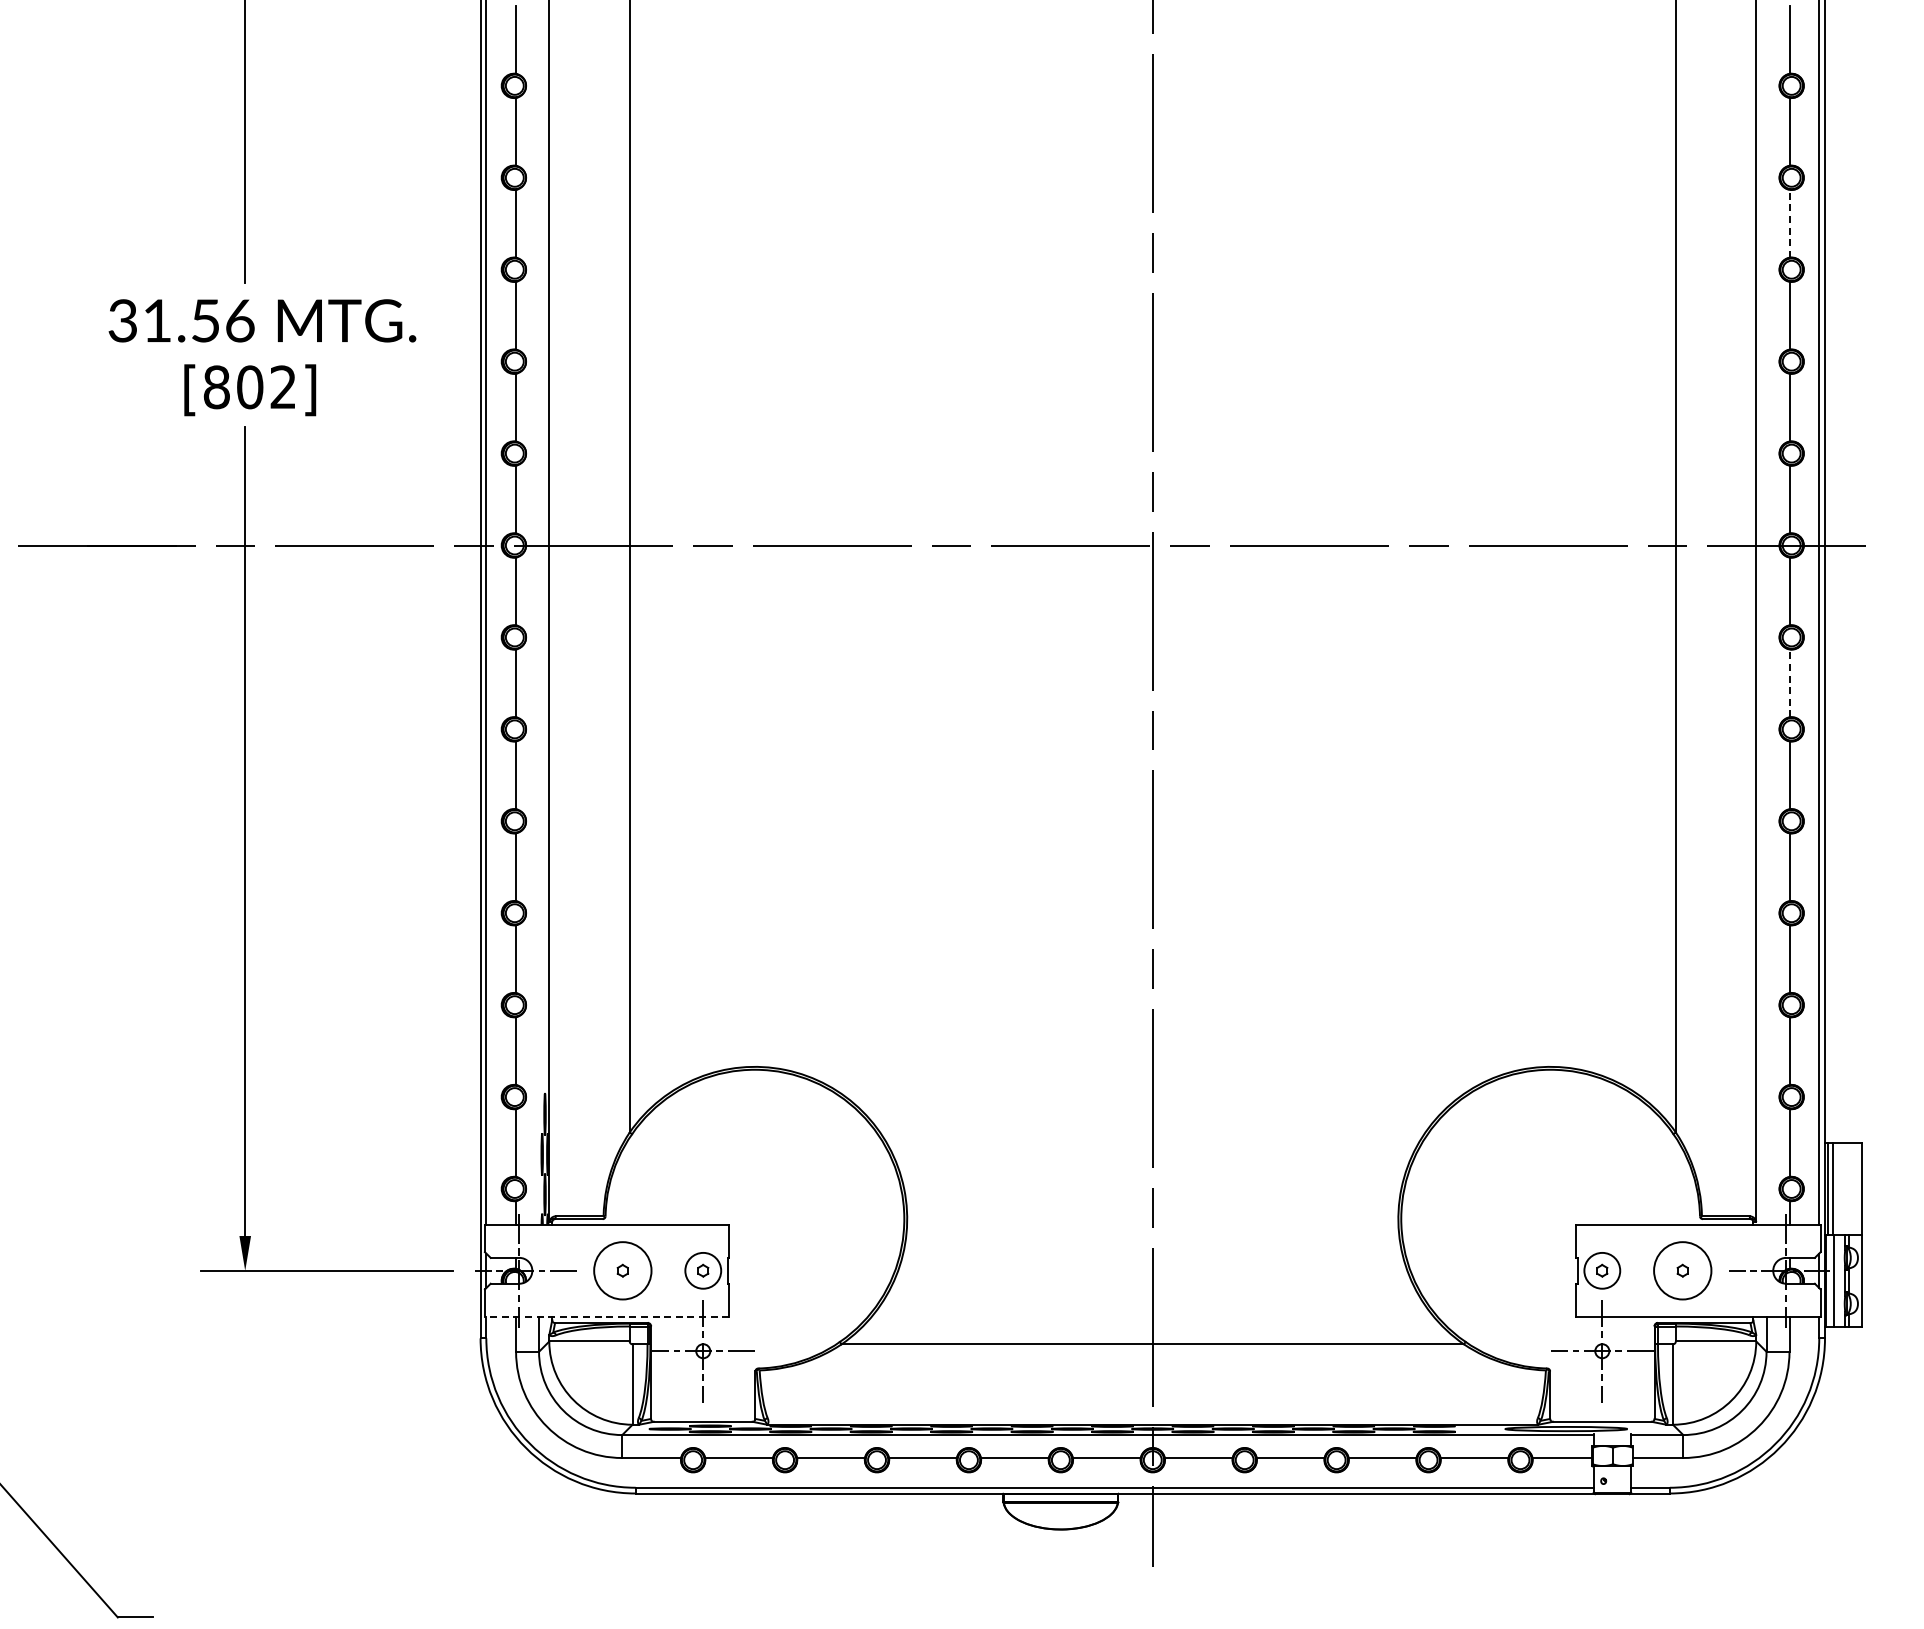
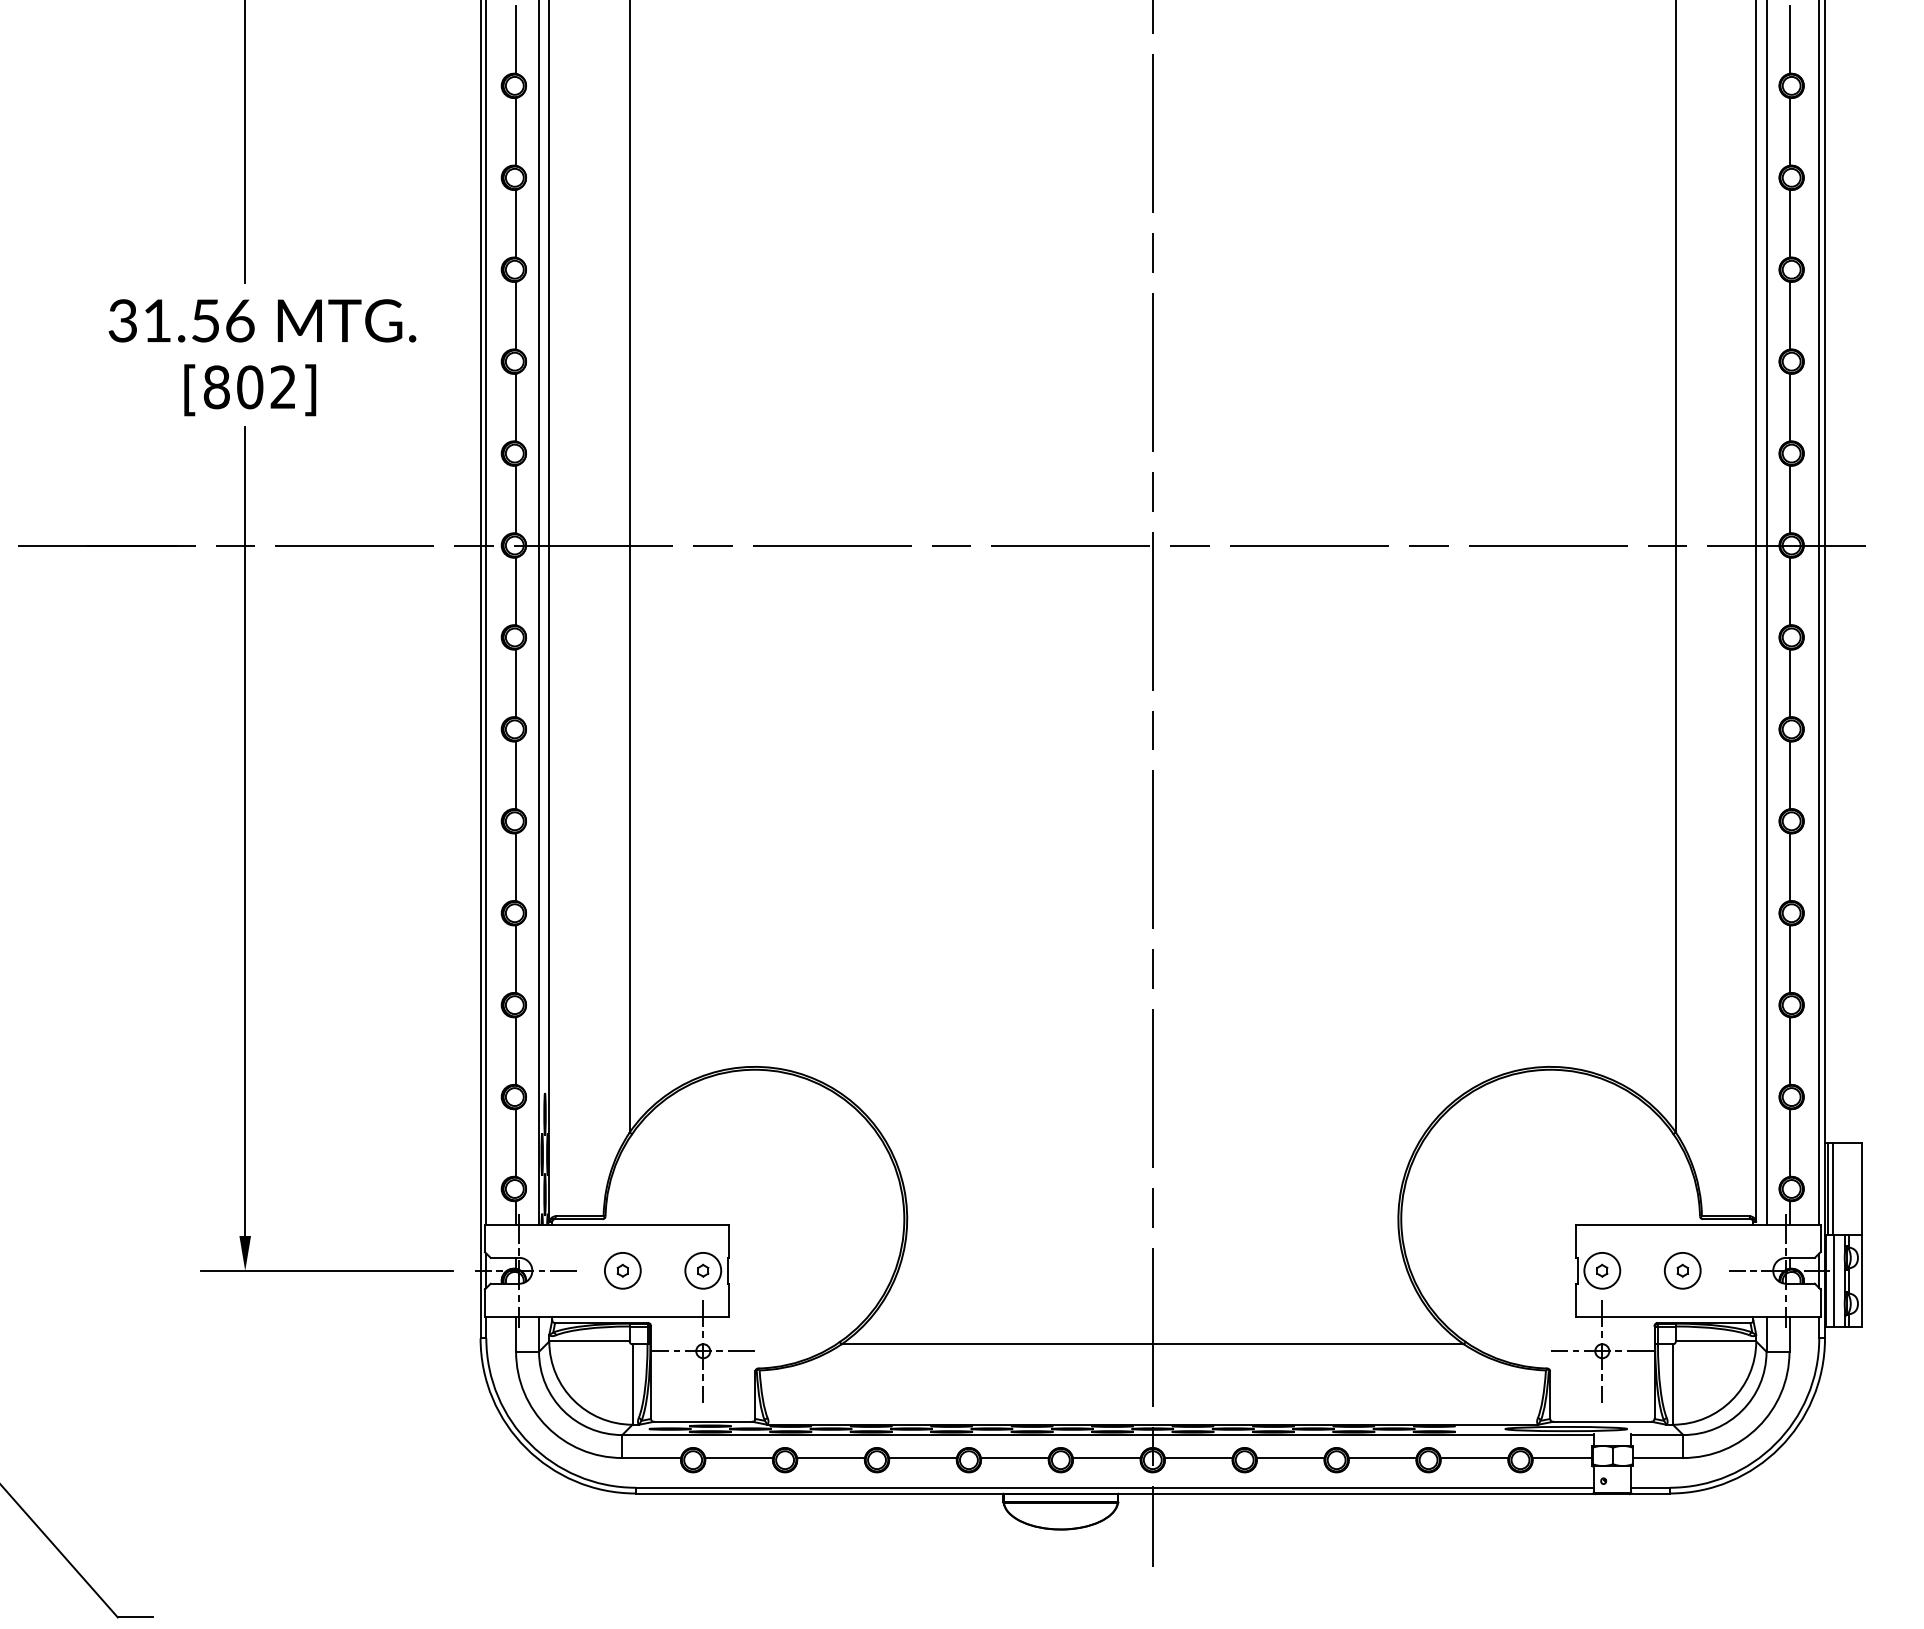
line: dashed -> solid (1789, 223)
line: none -> present (539, 613)
line: none -> present (1766, 613)
line: dashed -> solid (1789, 683)
circle diameter: 57 px -> 36 px (622, 1270)
circle diameter: 57 px -> 36 px (1682, 1270)
line: dashed -> solid (606, 1316)
